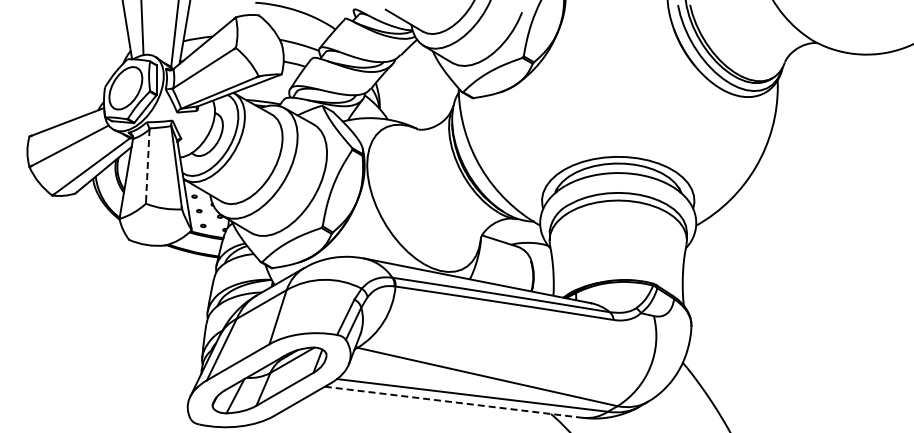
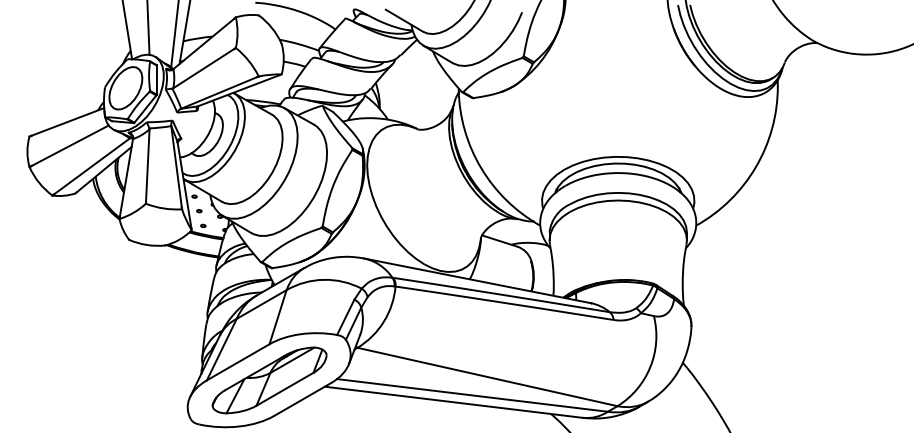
line position: (142, 28) -> (148, 28) (148, 28)
line: dashed -> solid (147, 165)
line: dashed -> solid (454, 402)
